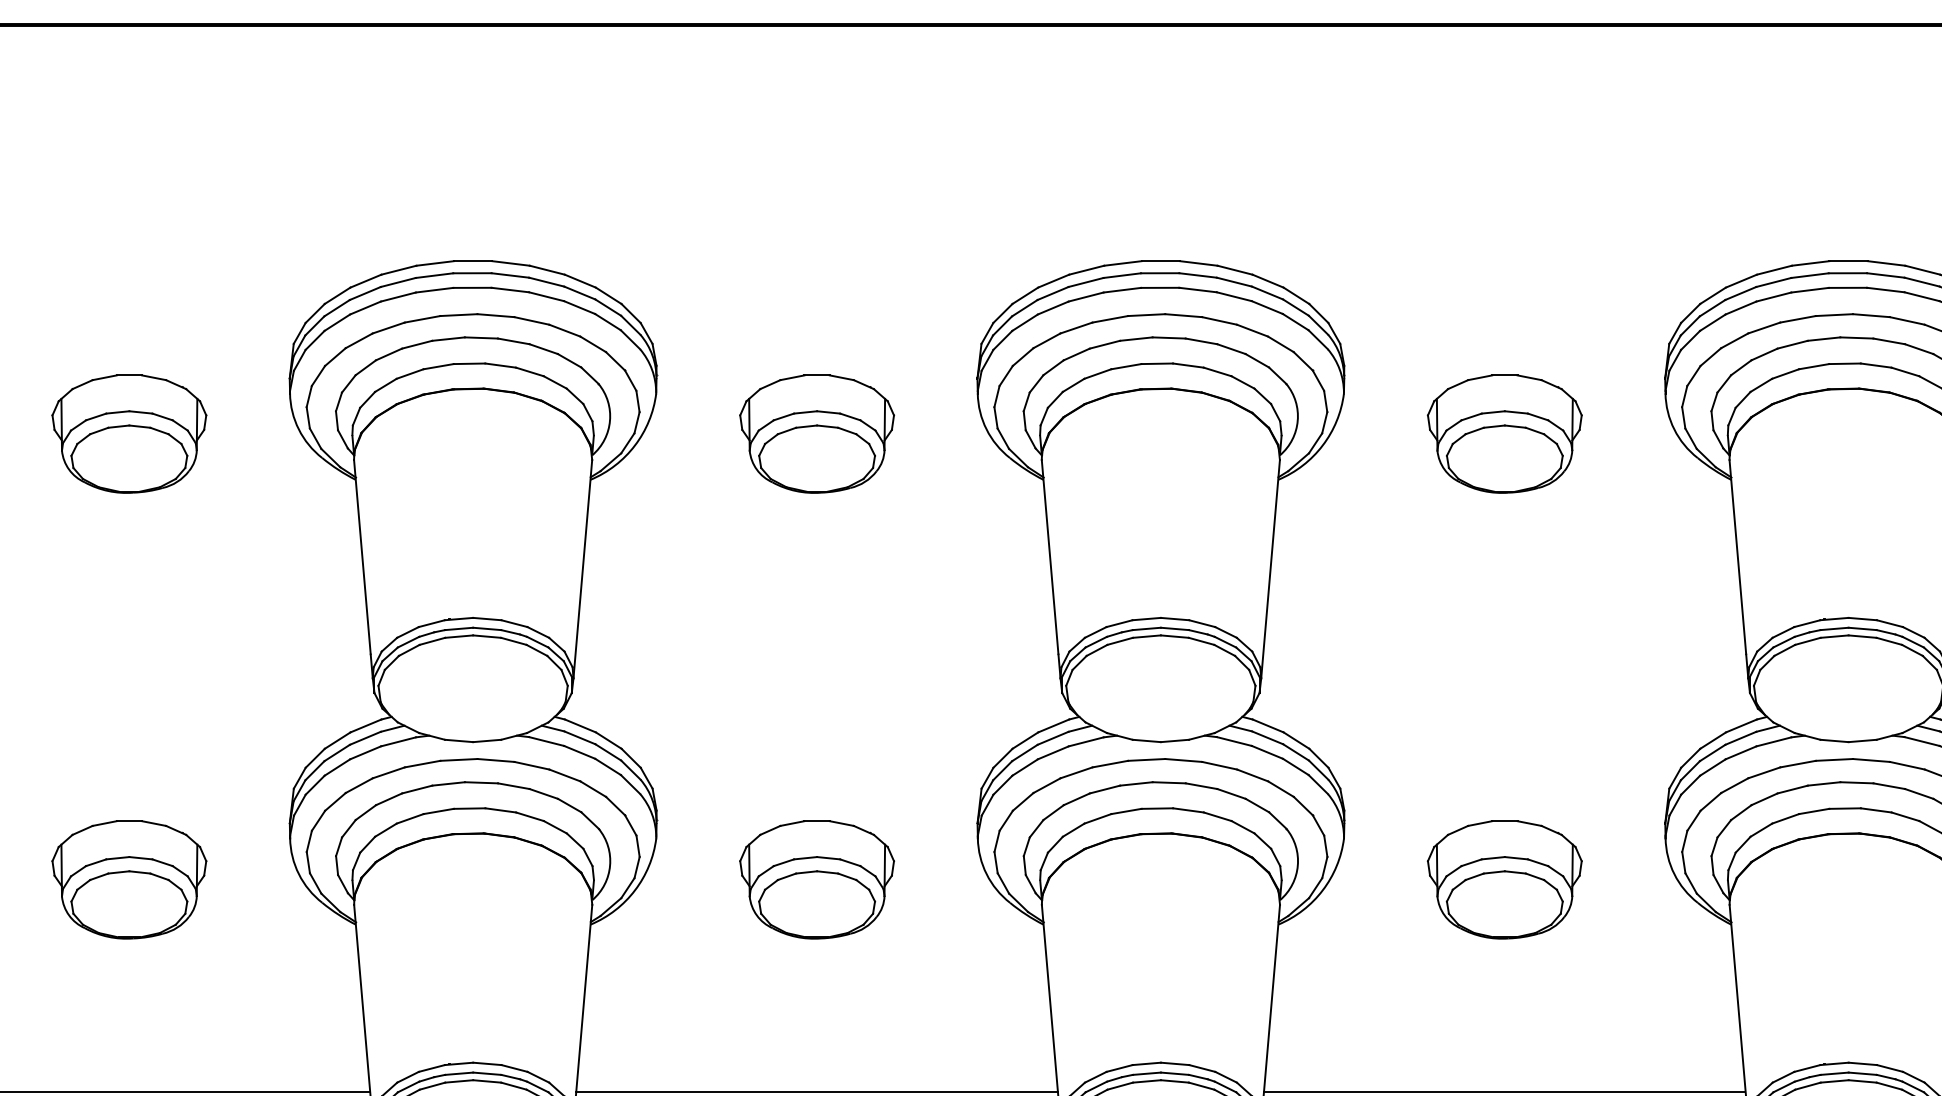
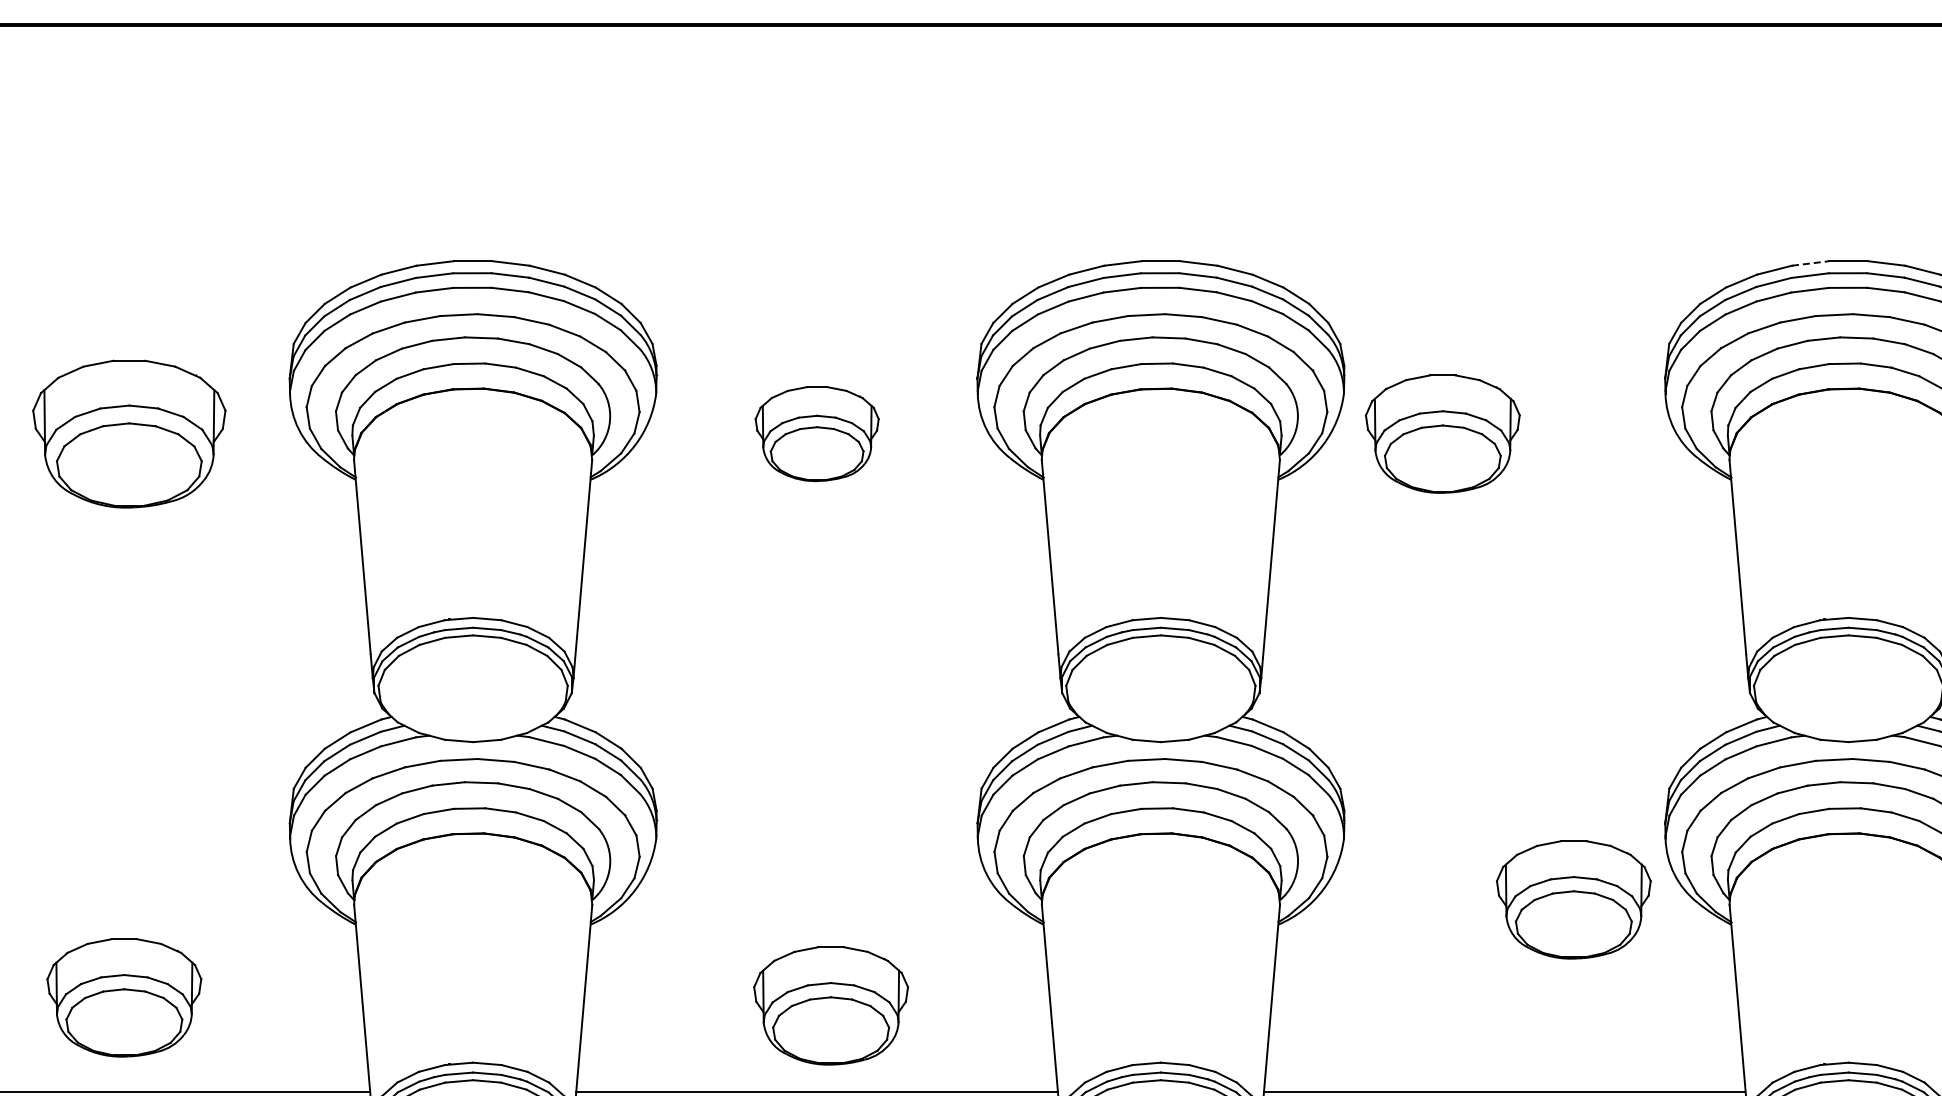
line: solid -> dashed (1810, 263)
part size: 157x120 px -> 195x150 px (129, 433)
part size: 157x120 px -> 126x97 px (816, 434)
part position: (1504, 433) -> (1442, 433) (1442, 433)
part position: (129, 879) -> (124, 997) (124, 997)
part position: (816, 879) -> (830, 1005) (830, 1005)
part position: (1504, 879) -> (1573, 899) (1573, 899)
